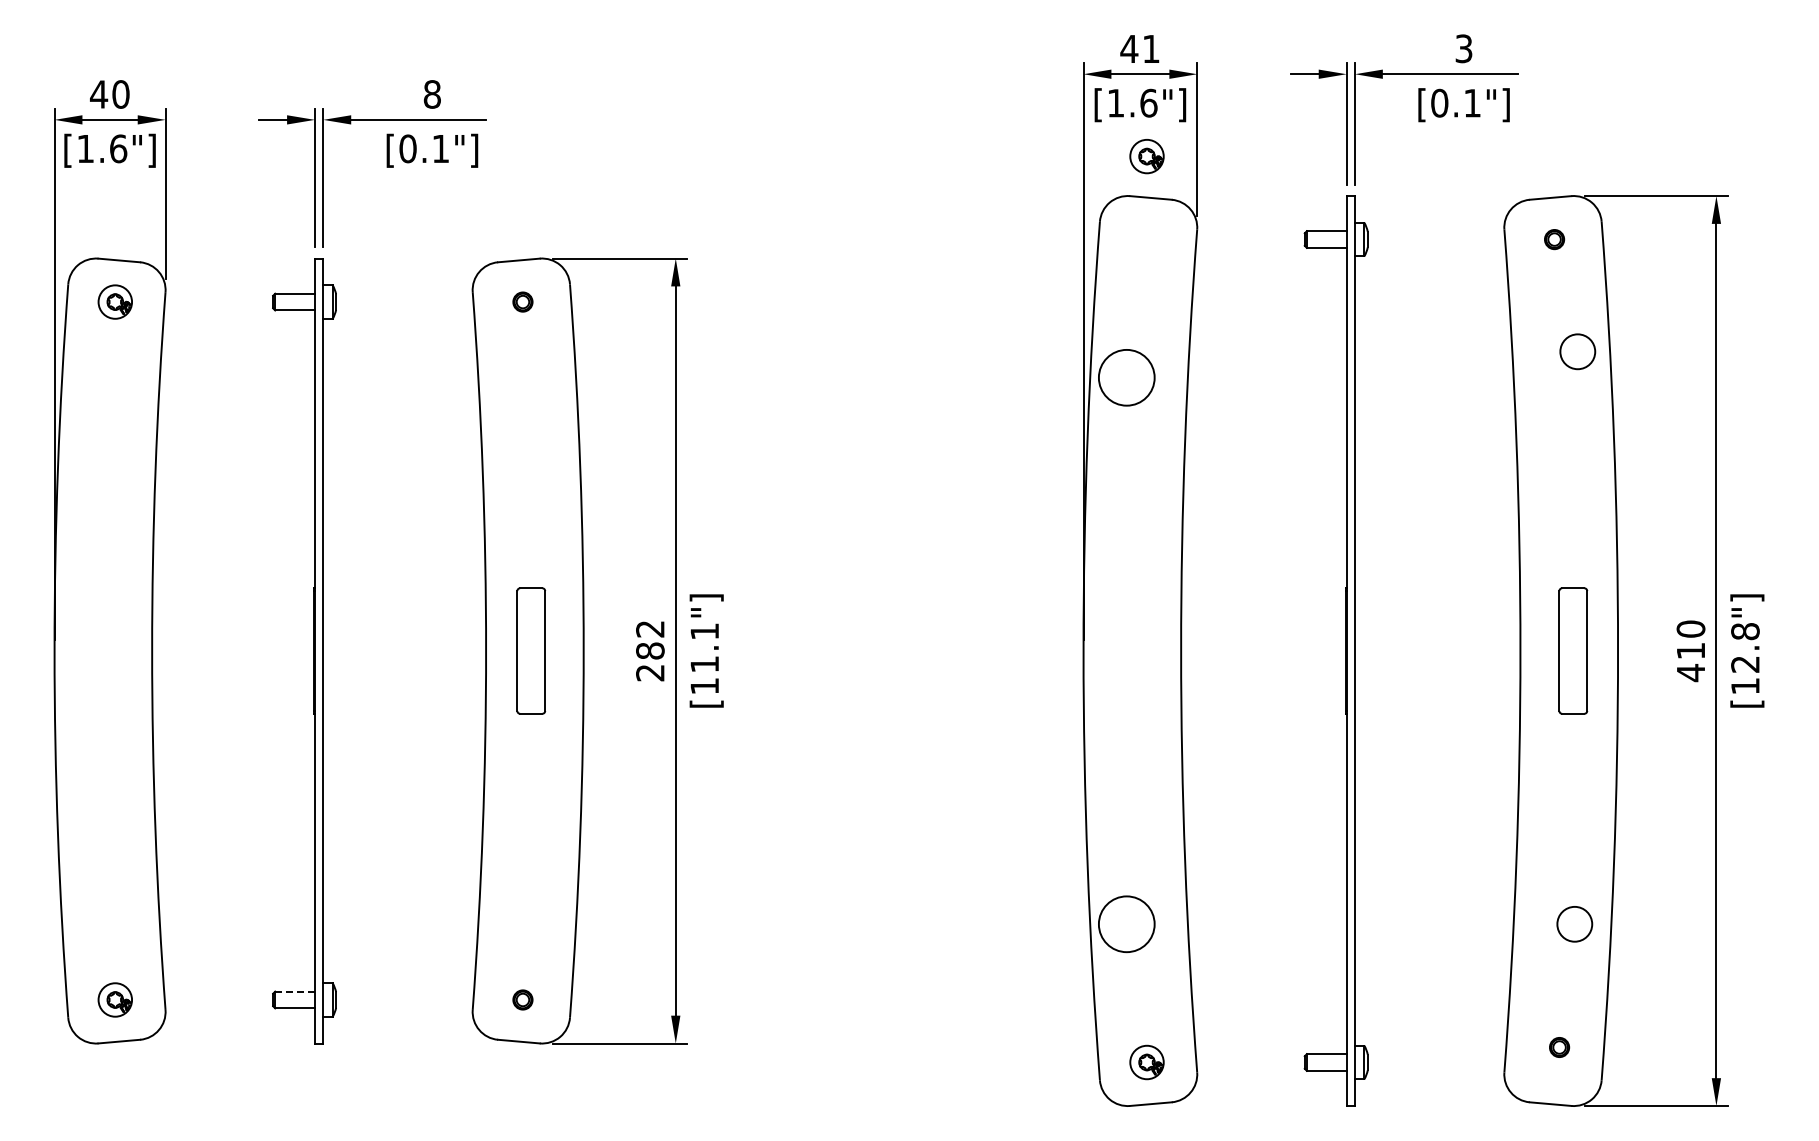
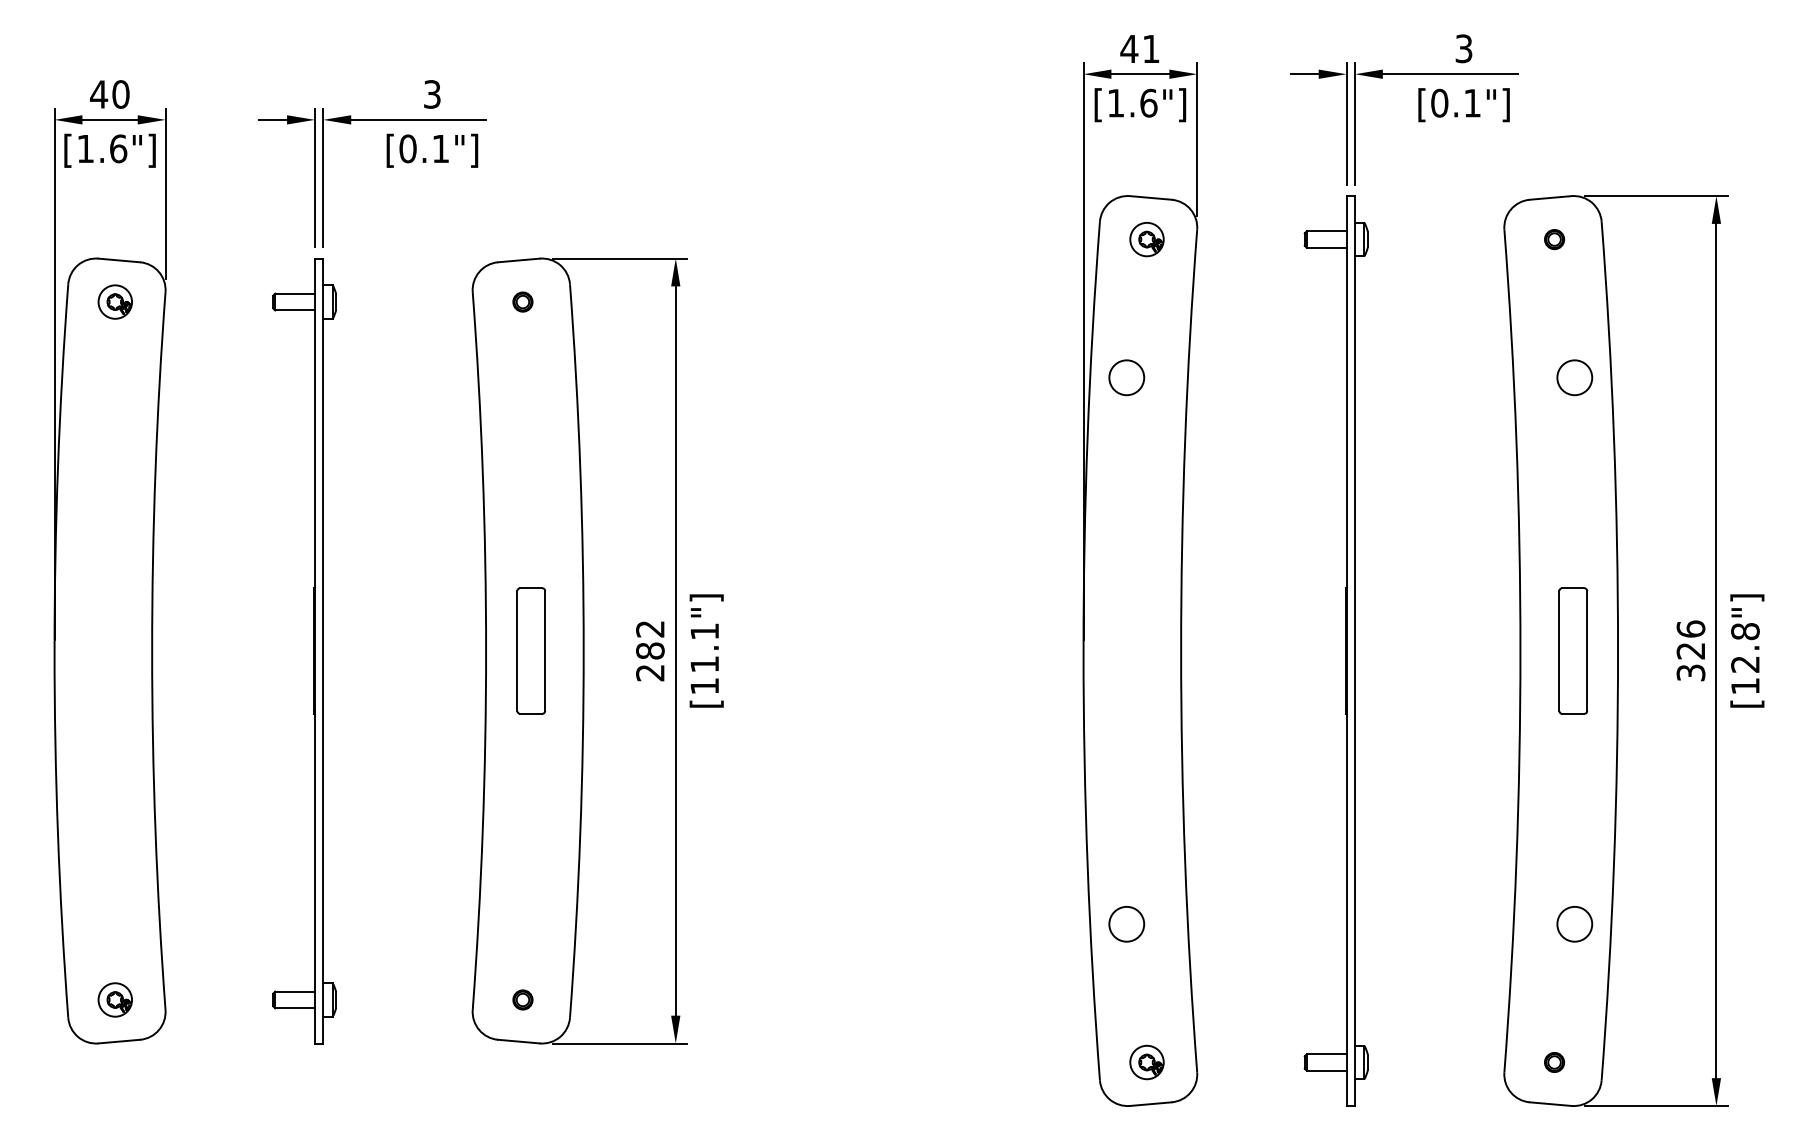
text: 8 -> 3 (431, 94)
part position: (1146, 156) -> (1146, 239) (1146, 239)
circle position: (1577, 351) -> (1574, 377) (1574, 377)
circle diameter: 56 px -> 35 px (1126, 377)
text: 410 -> 326 (1690, 651)
circle diameter: 56 px -> 35 px (1126, 923)
line: dashed -> solid (295, 991)
part position: (1559, 1047) -> (1554, 1062) (1554, 1062)
